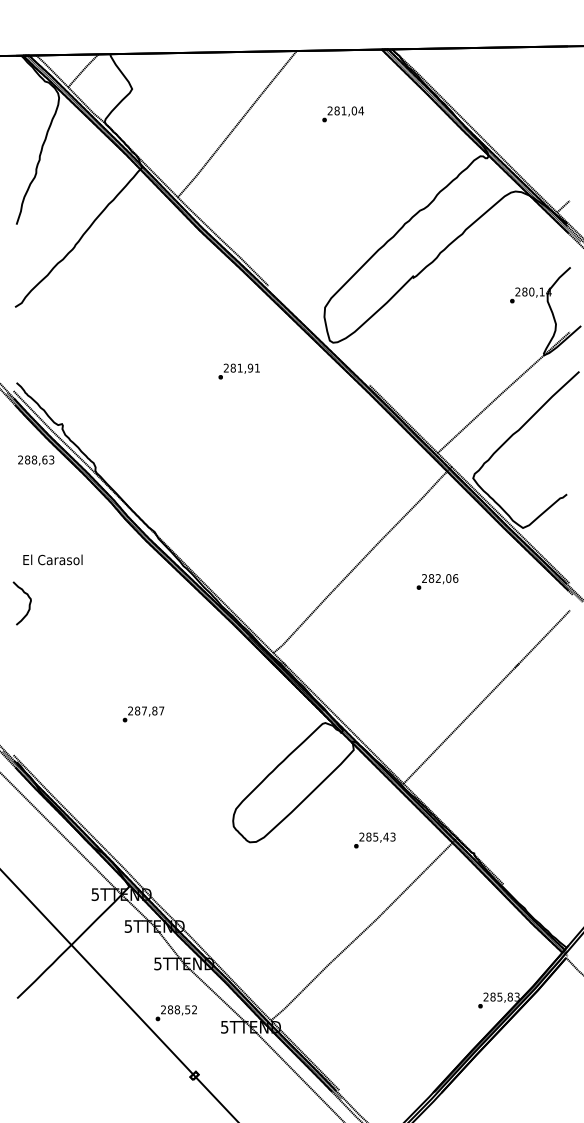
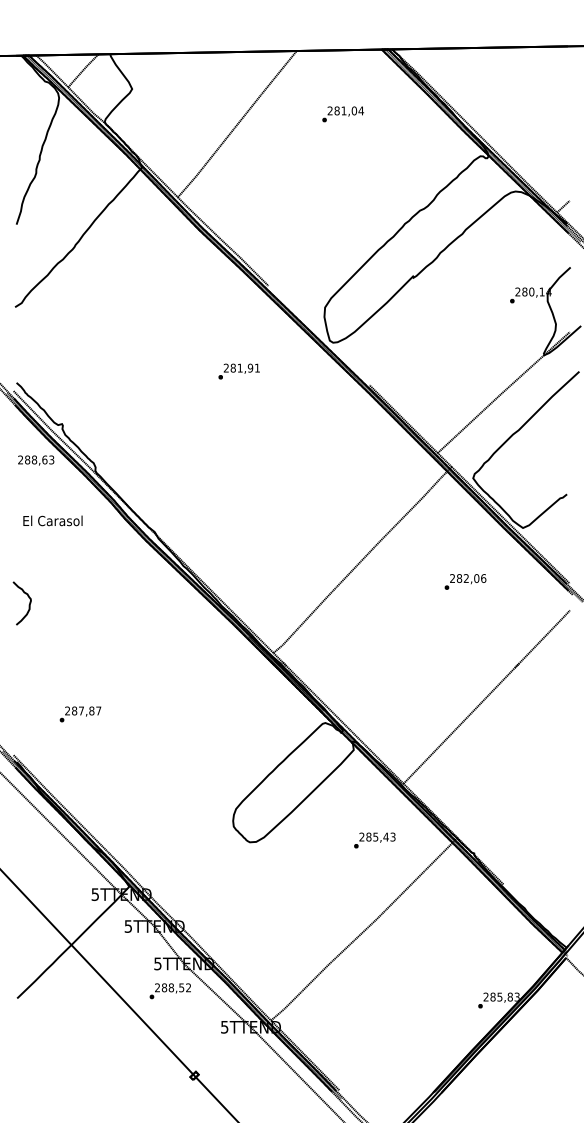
text position: (52, 559) -> (52, 520) (52, 520)
text position: (437, 581) -> (465, 581) (465, 581)
text position: (143, 714) -> (80, 714) (80, 714)
text position: (175, 1013) -> (169, 991) (169, 991)
